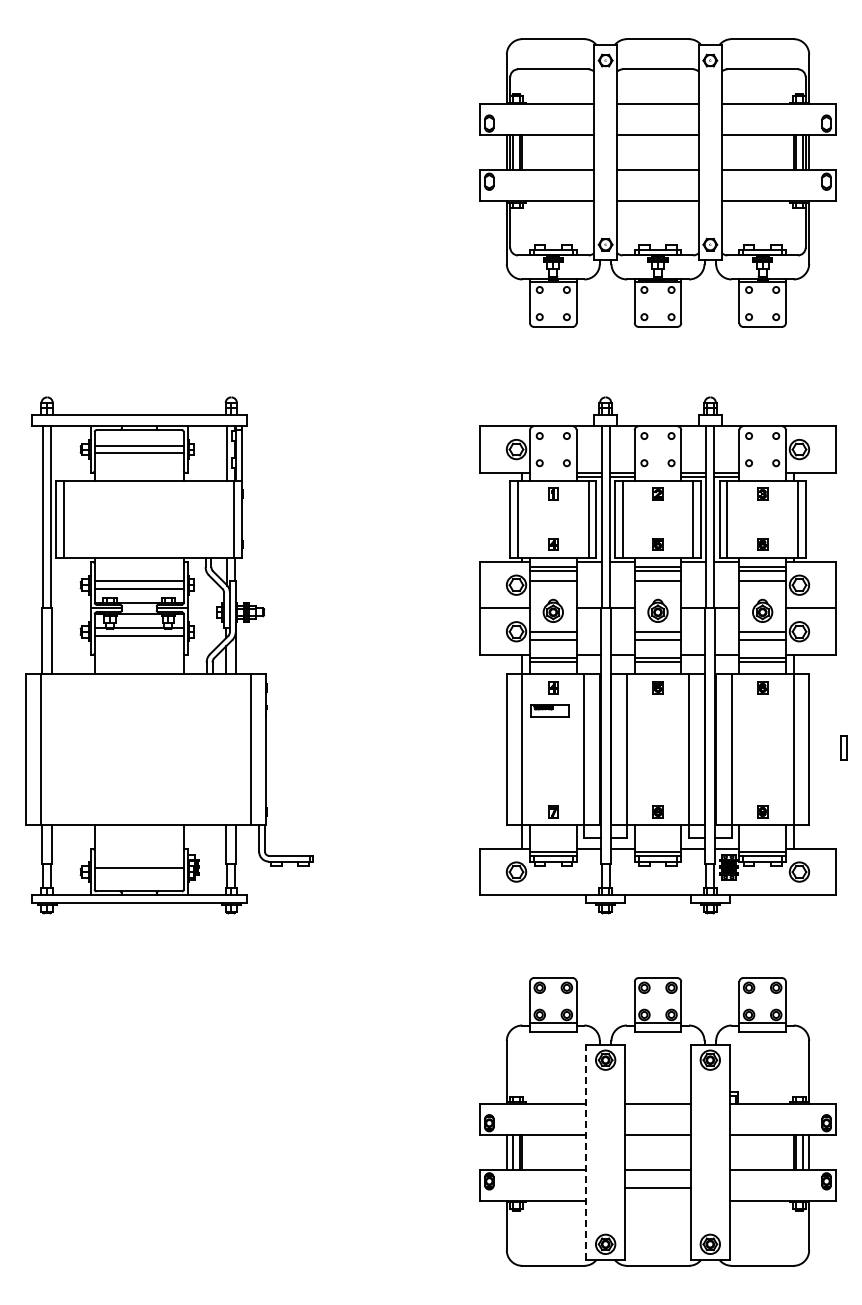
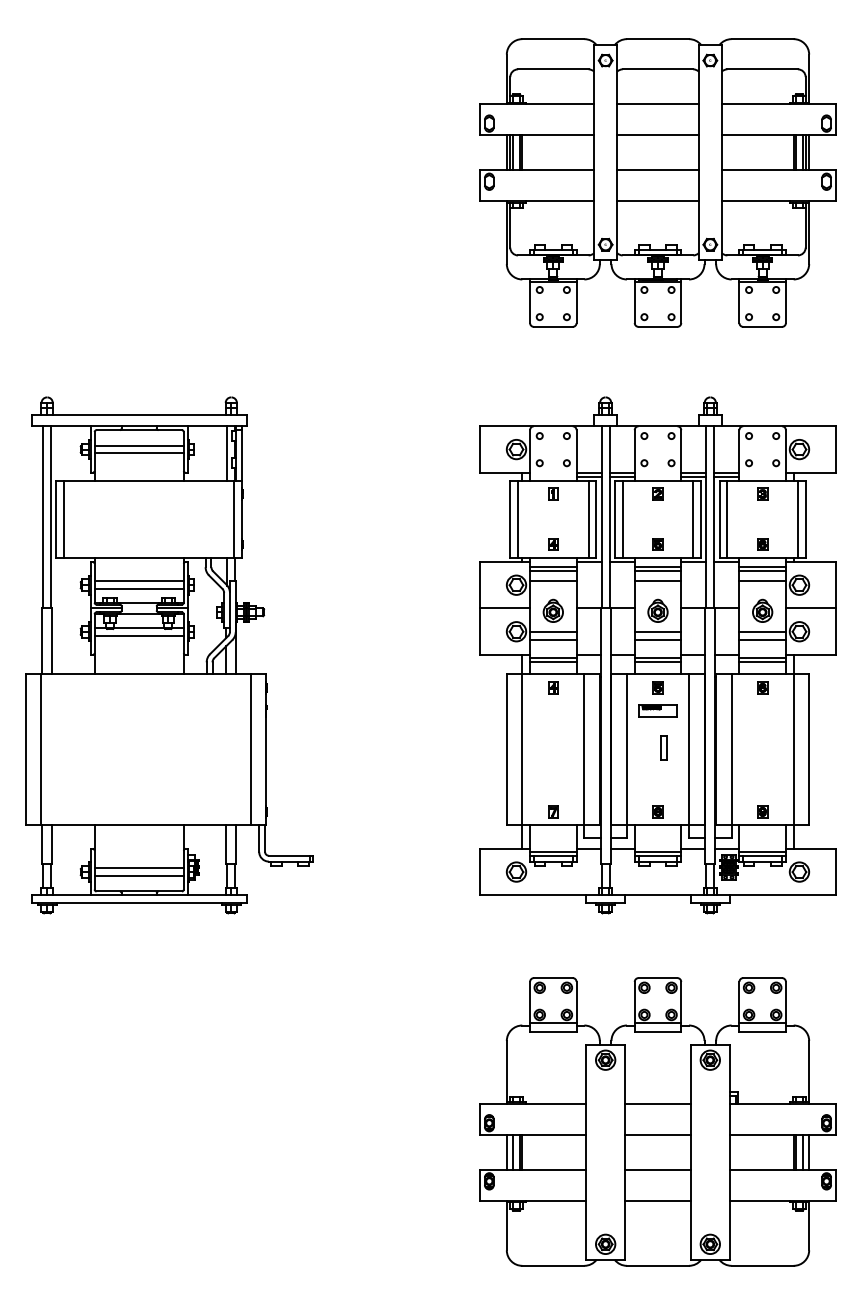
part position: (549, 710) -> (657, 710) (657, 710)
part position: (843, 747) -> (663, 747) (663, 747)
line: none -> present (138, 875)
line: dashed -> solid (586, 1152)
line position: (657, 1187) -> (657, 1200) (657, 1200)
